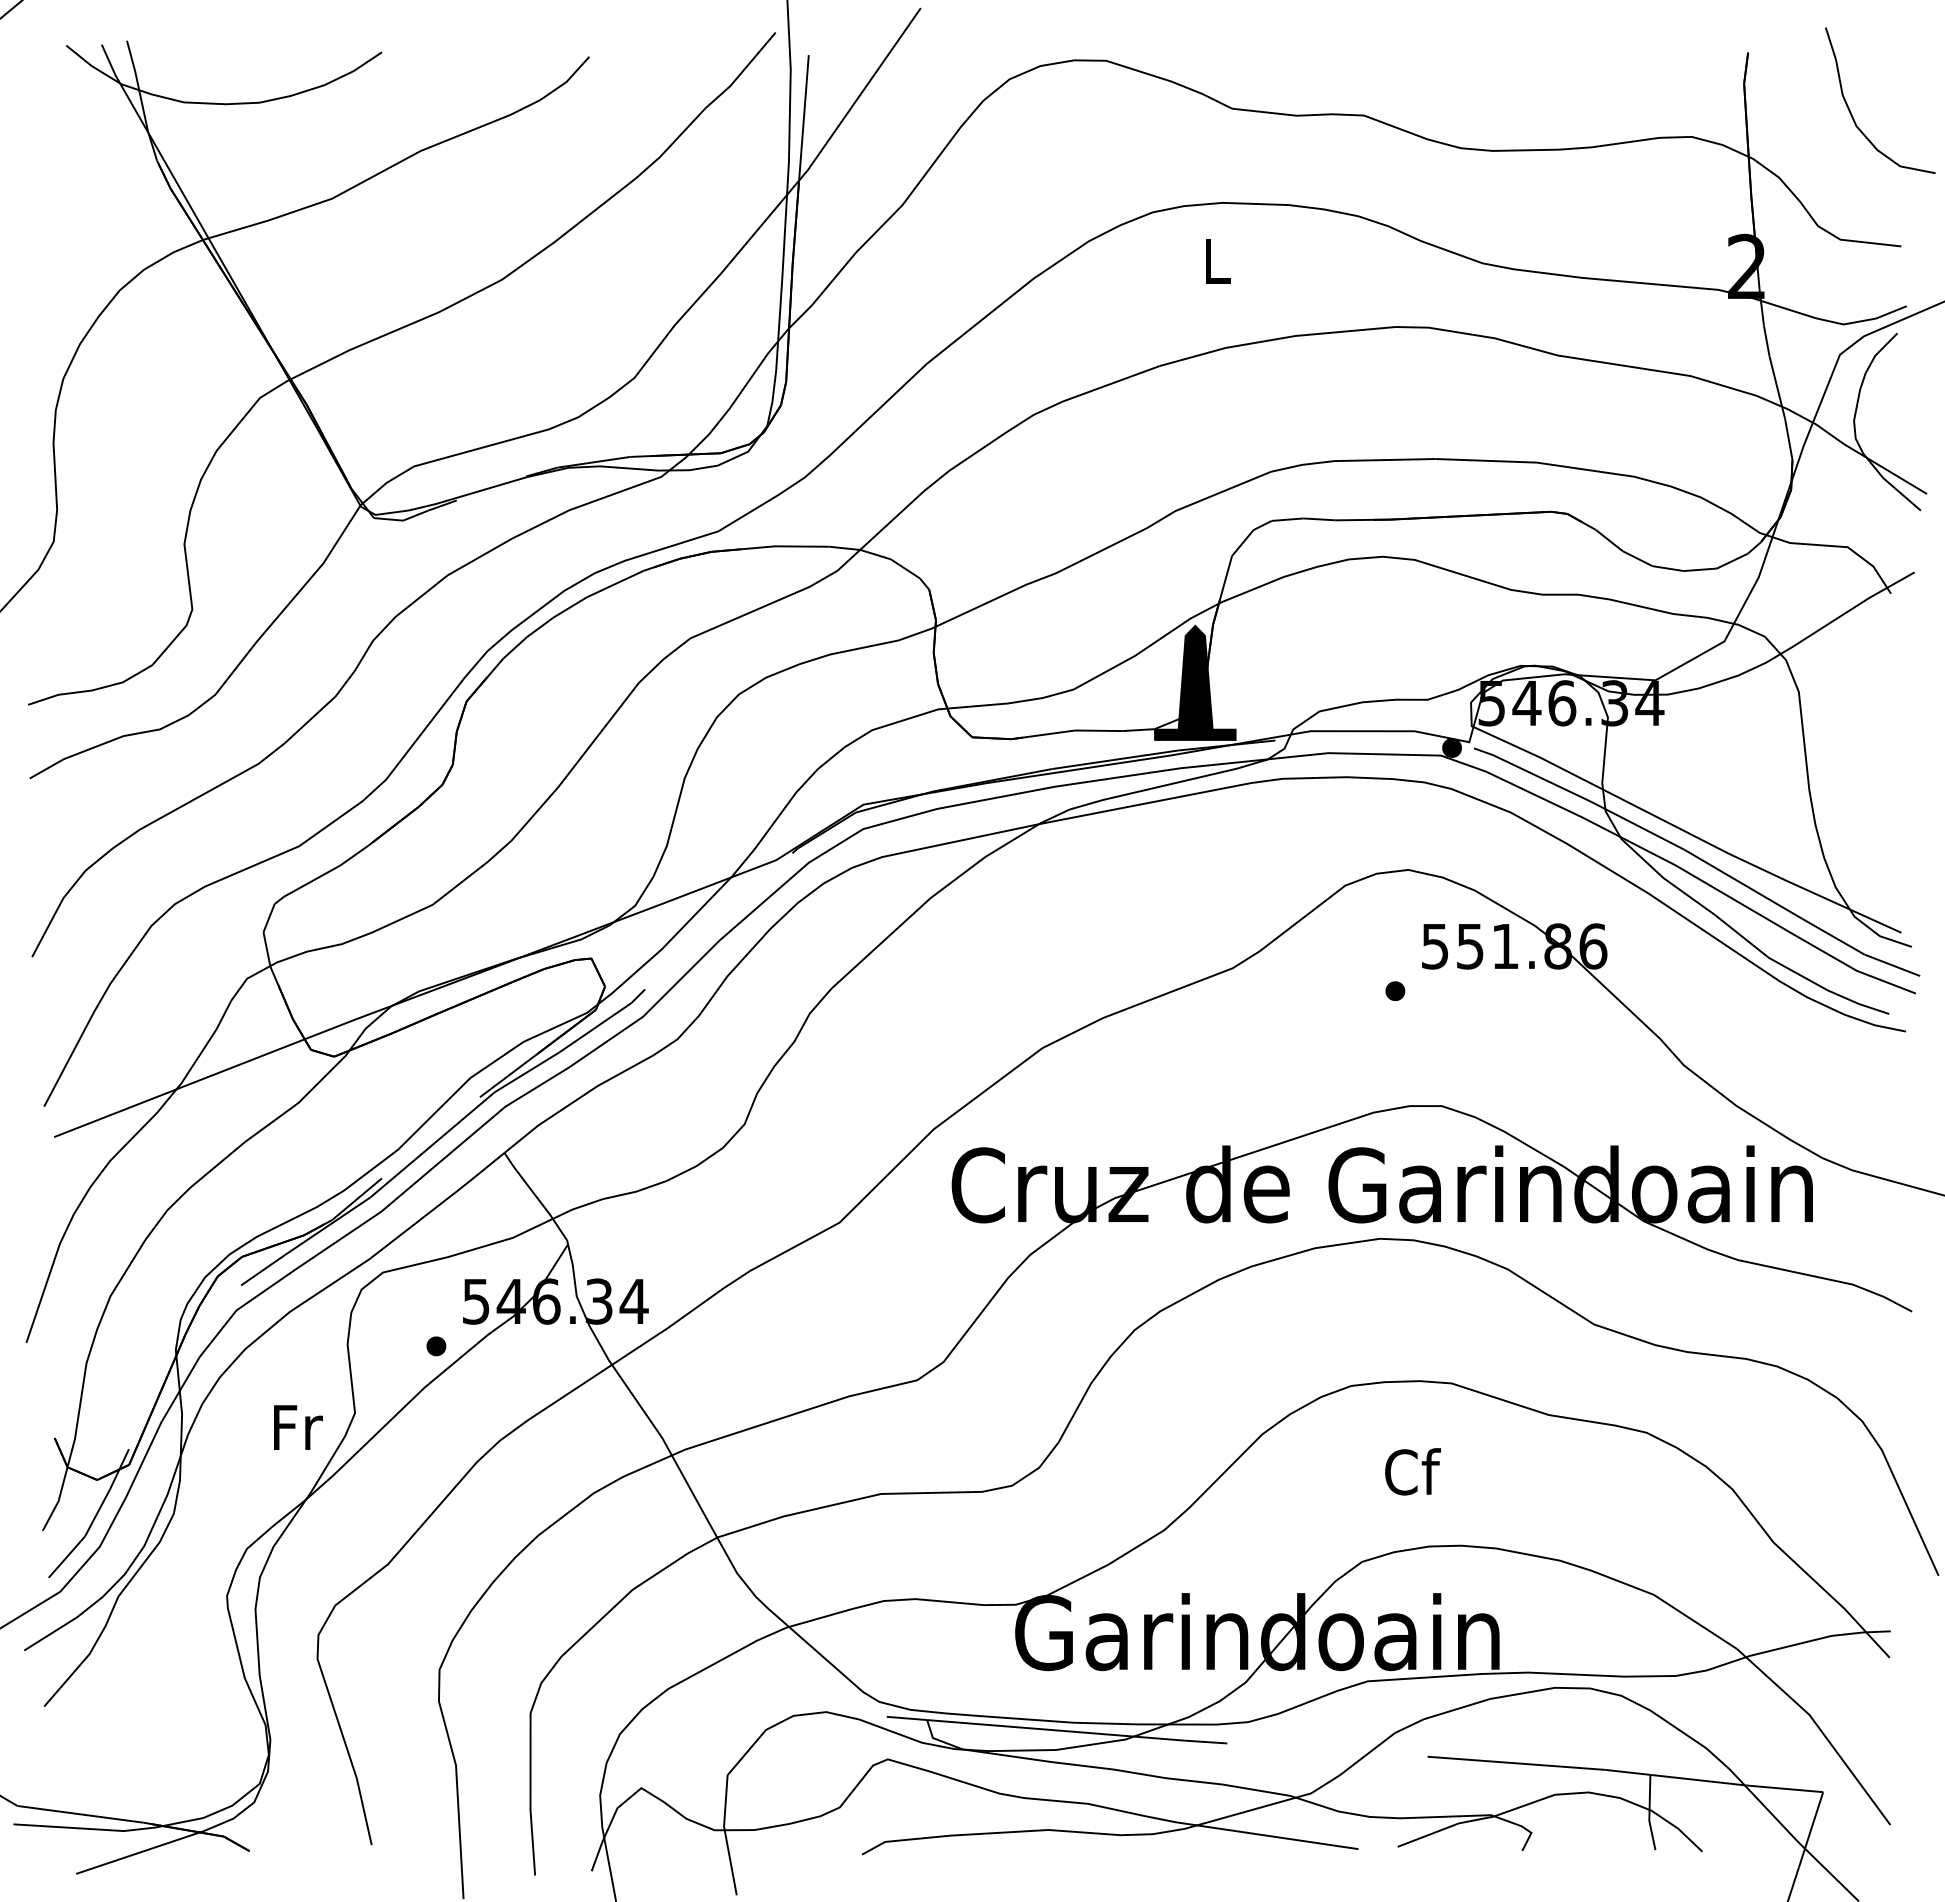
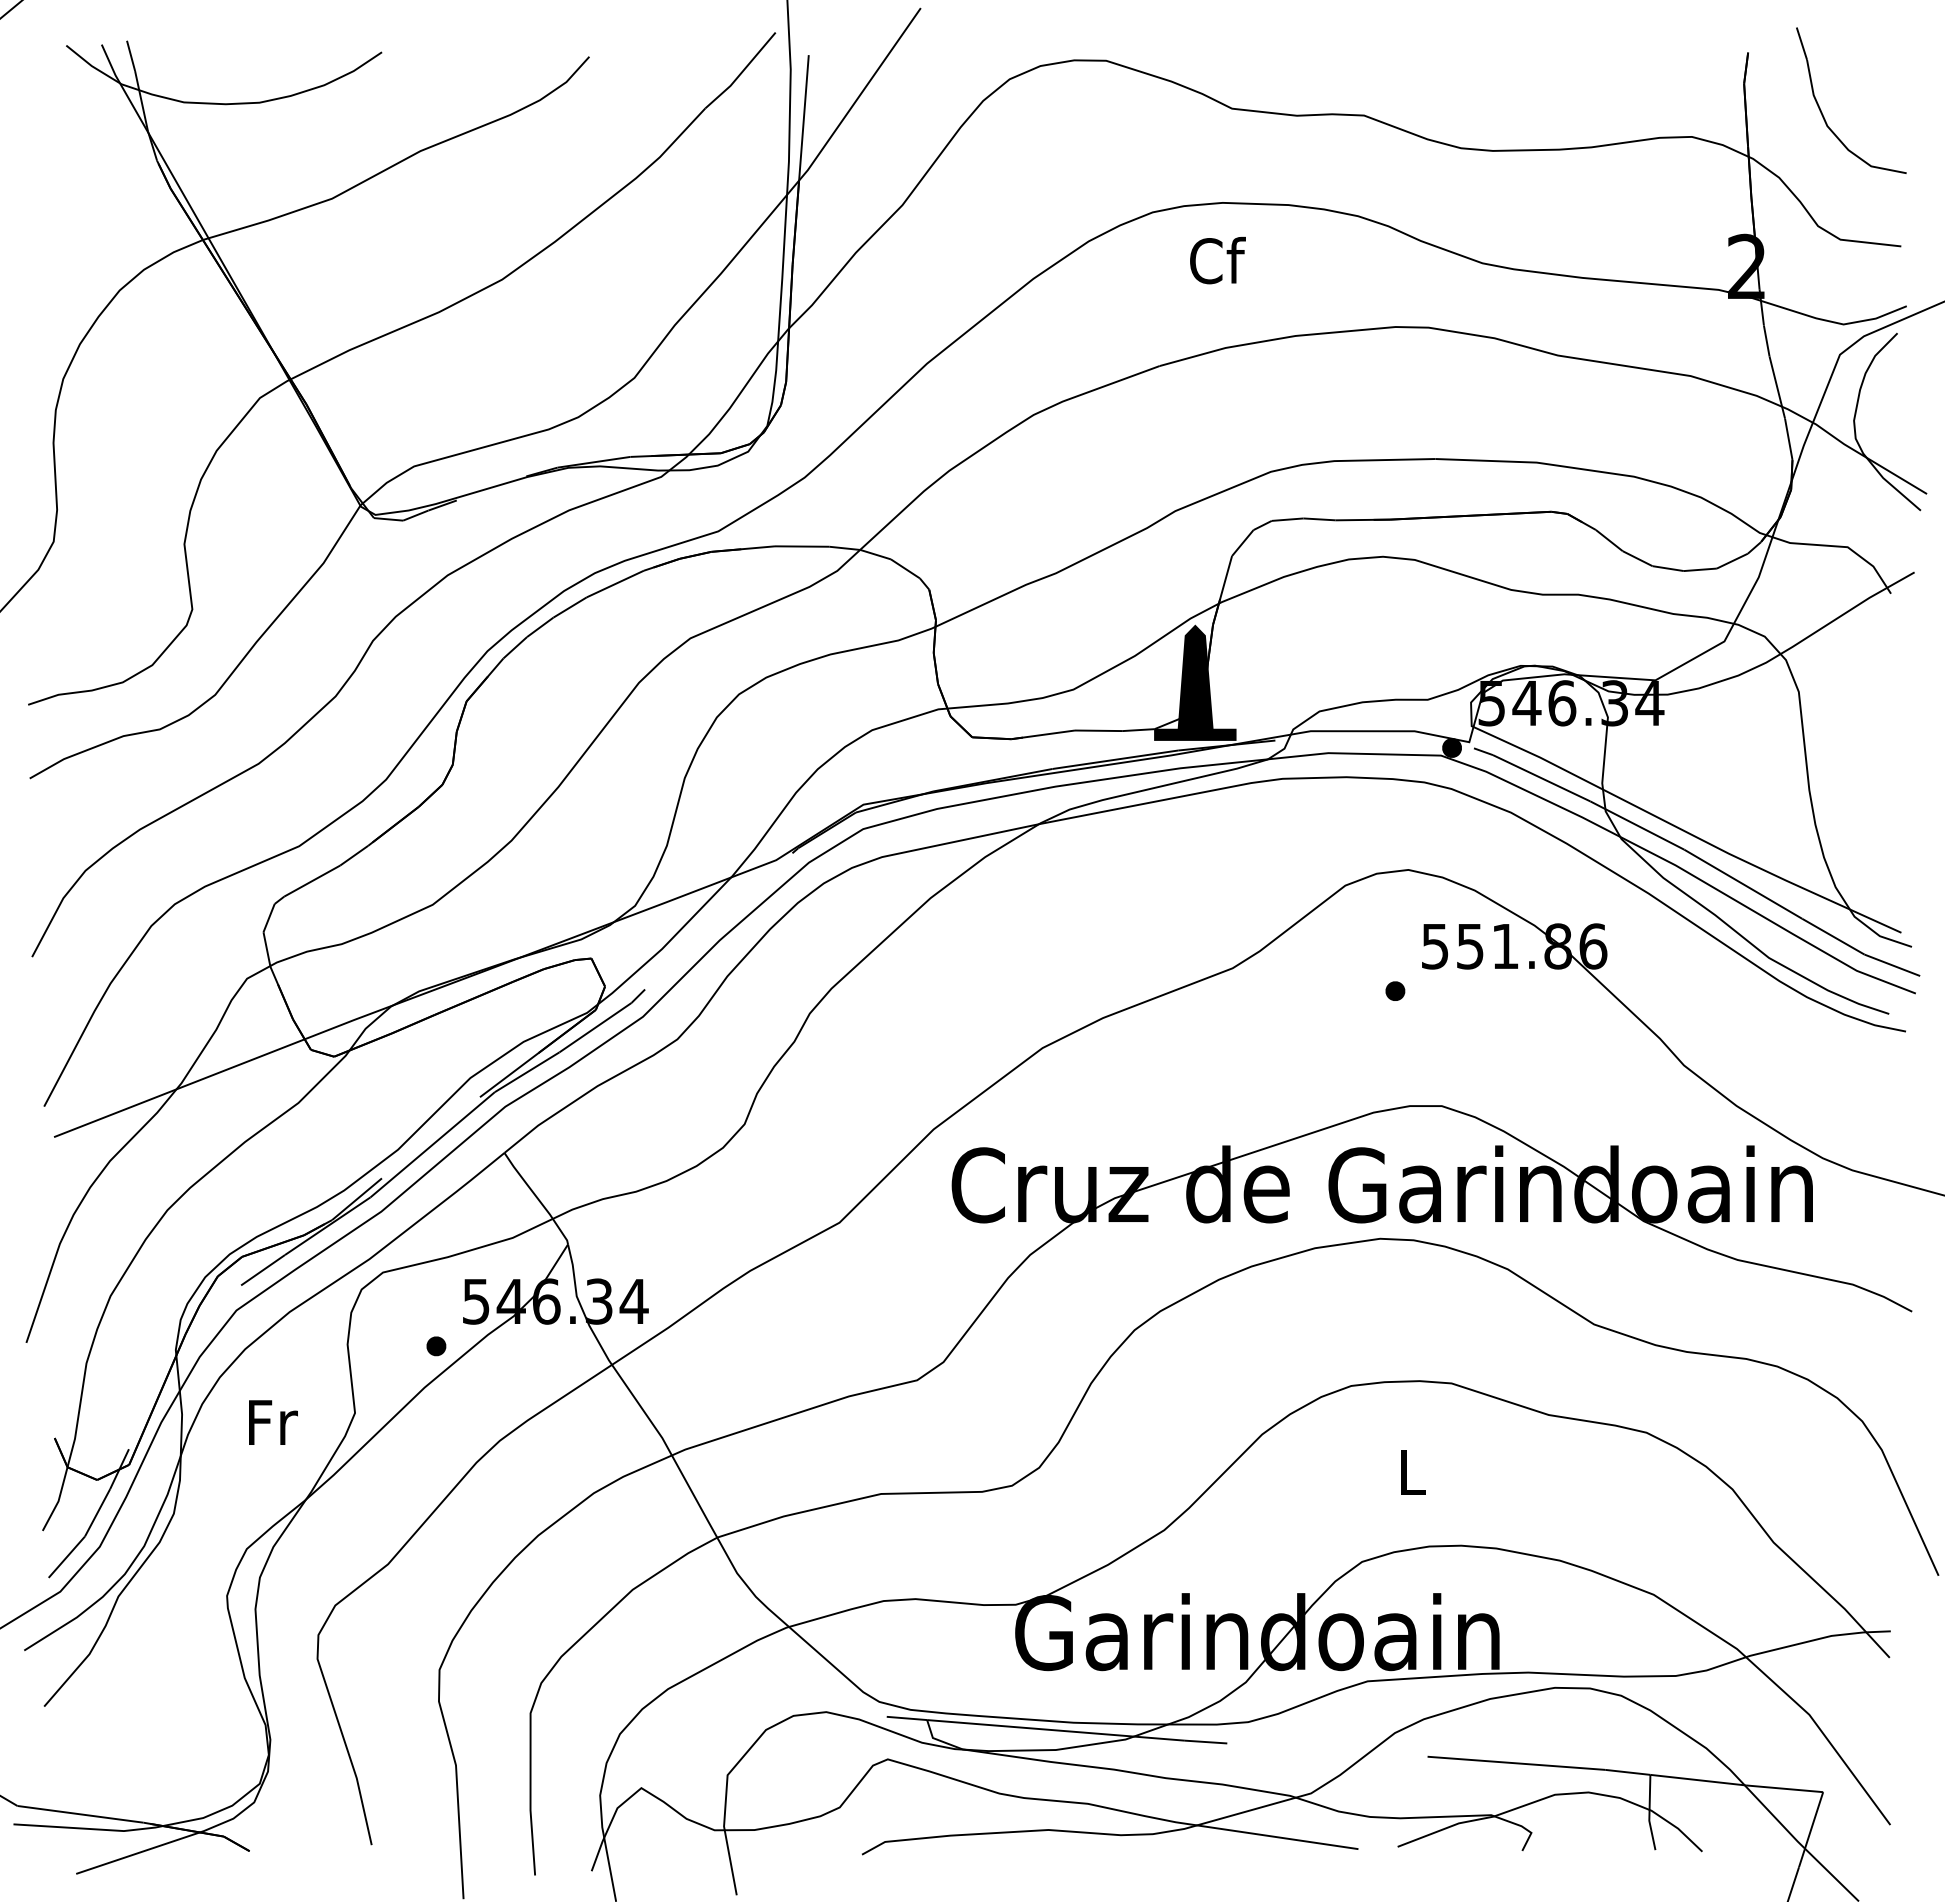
part position: (1852, 114) -> (1823, 114) (1823, 114)
text: L -> Cf (1217, 260)
text position: (298, 1427) -> (273, 1422) (273, 1422)
text: Cf -> L (1412, 1471)
